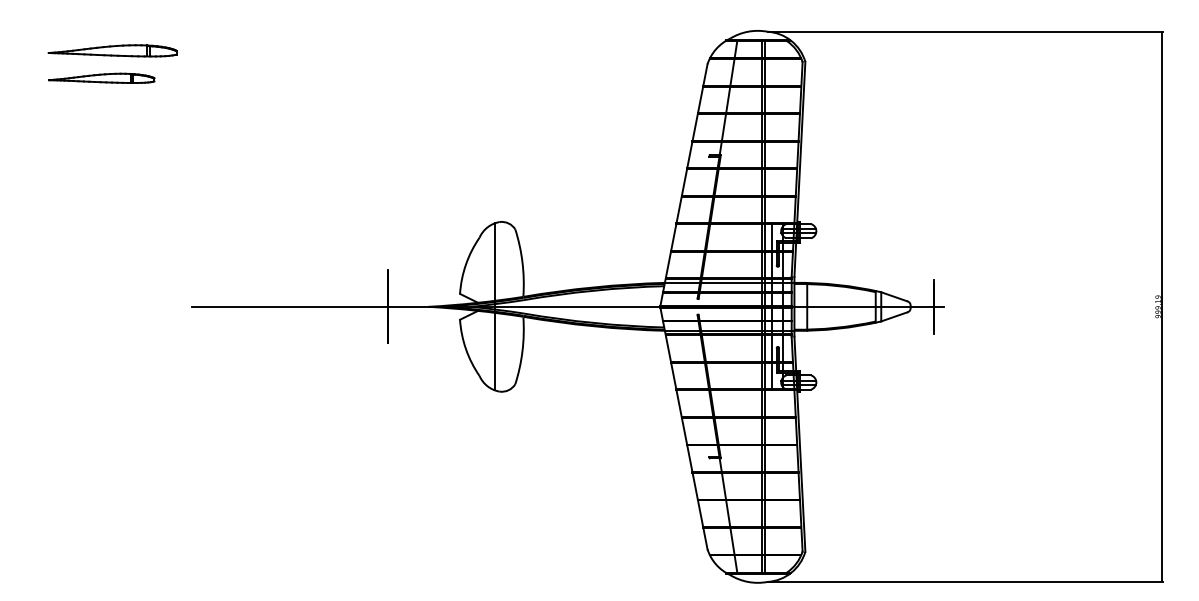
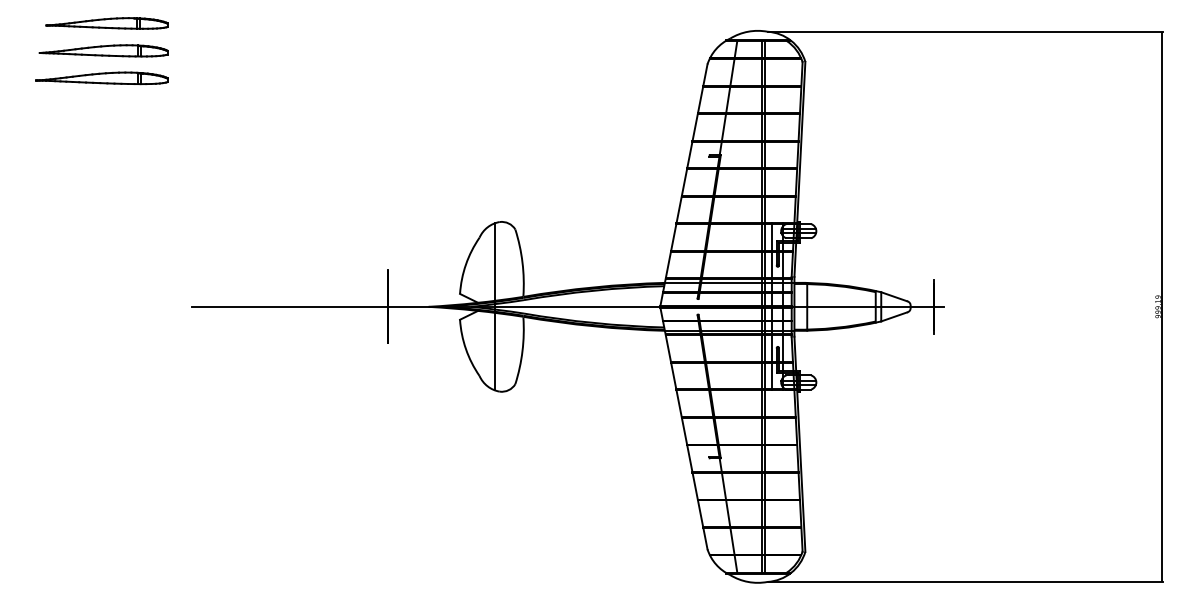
part: none -> present (106, 23)
part position: (112, 50) -> (103, 50) (103, 50)
part size: 108x12 px -> 134x15 px (101, 78)
